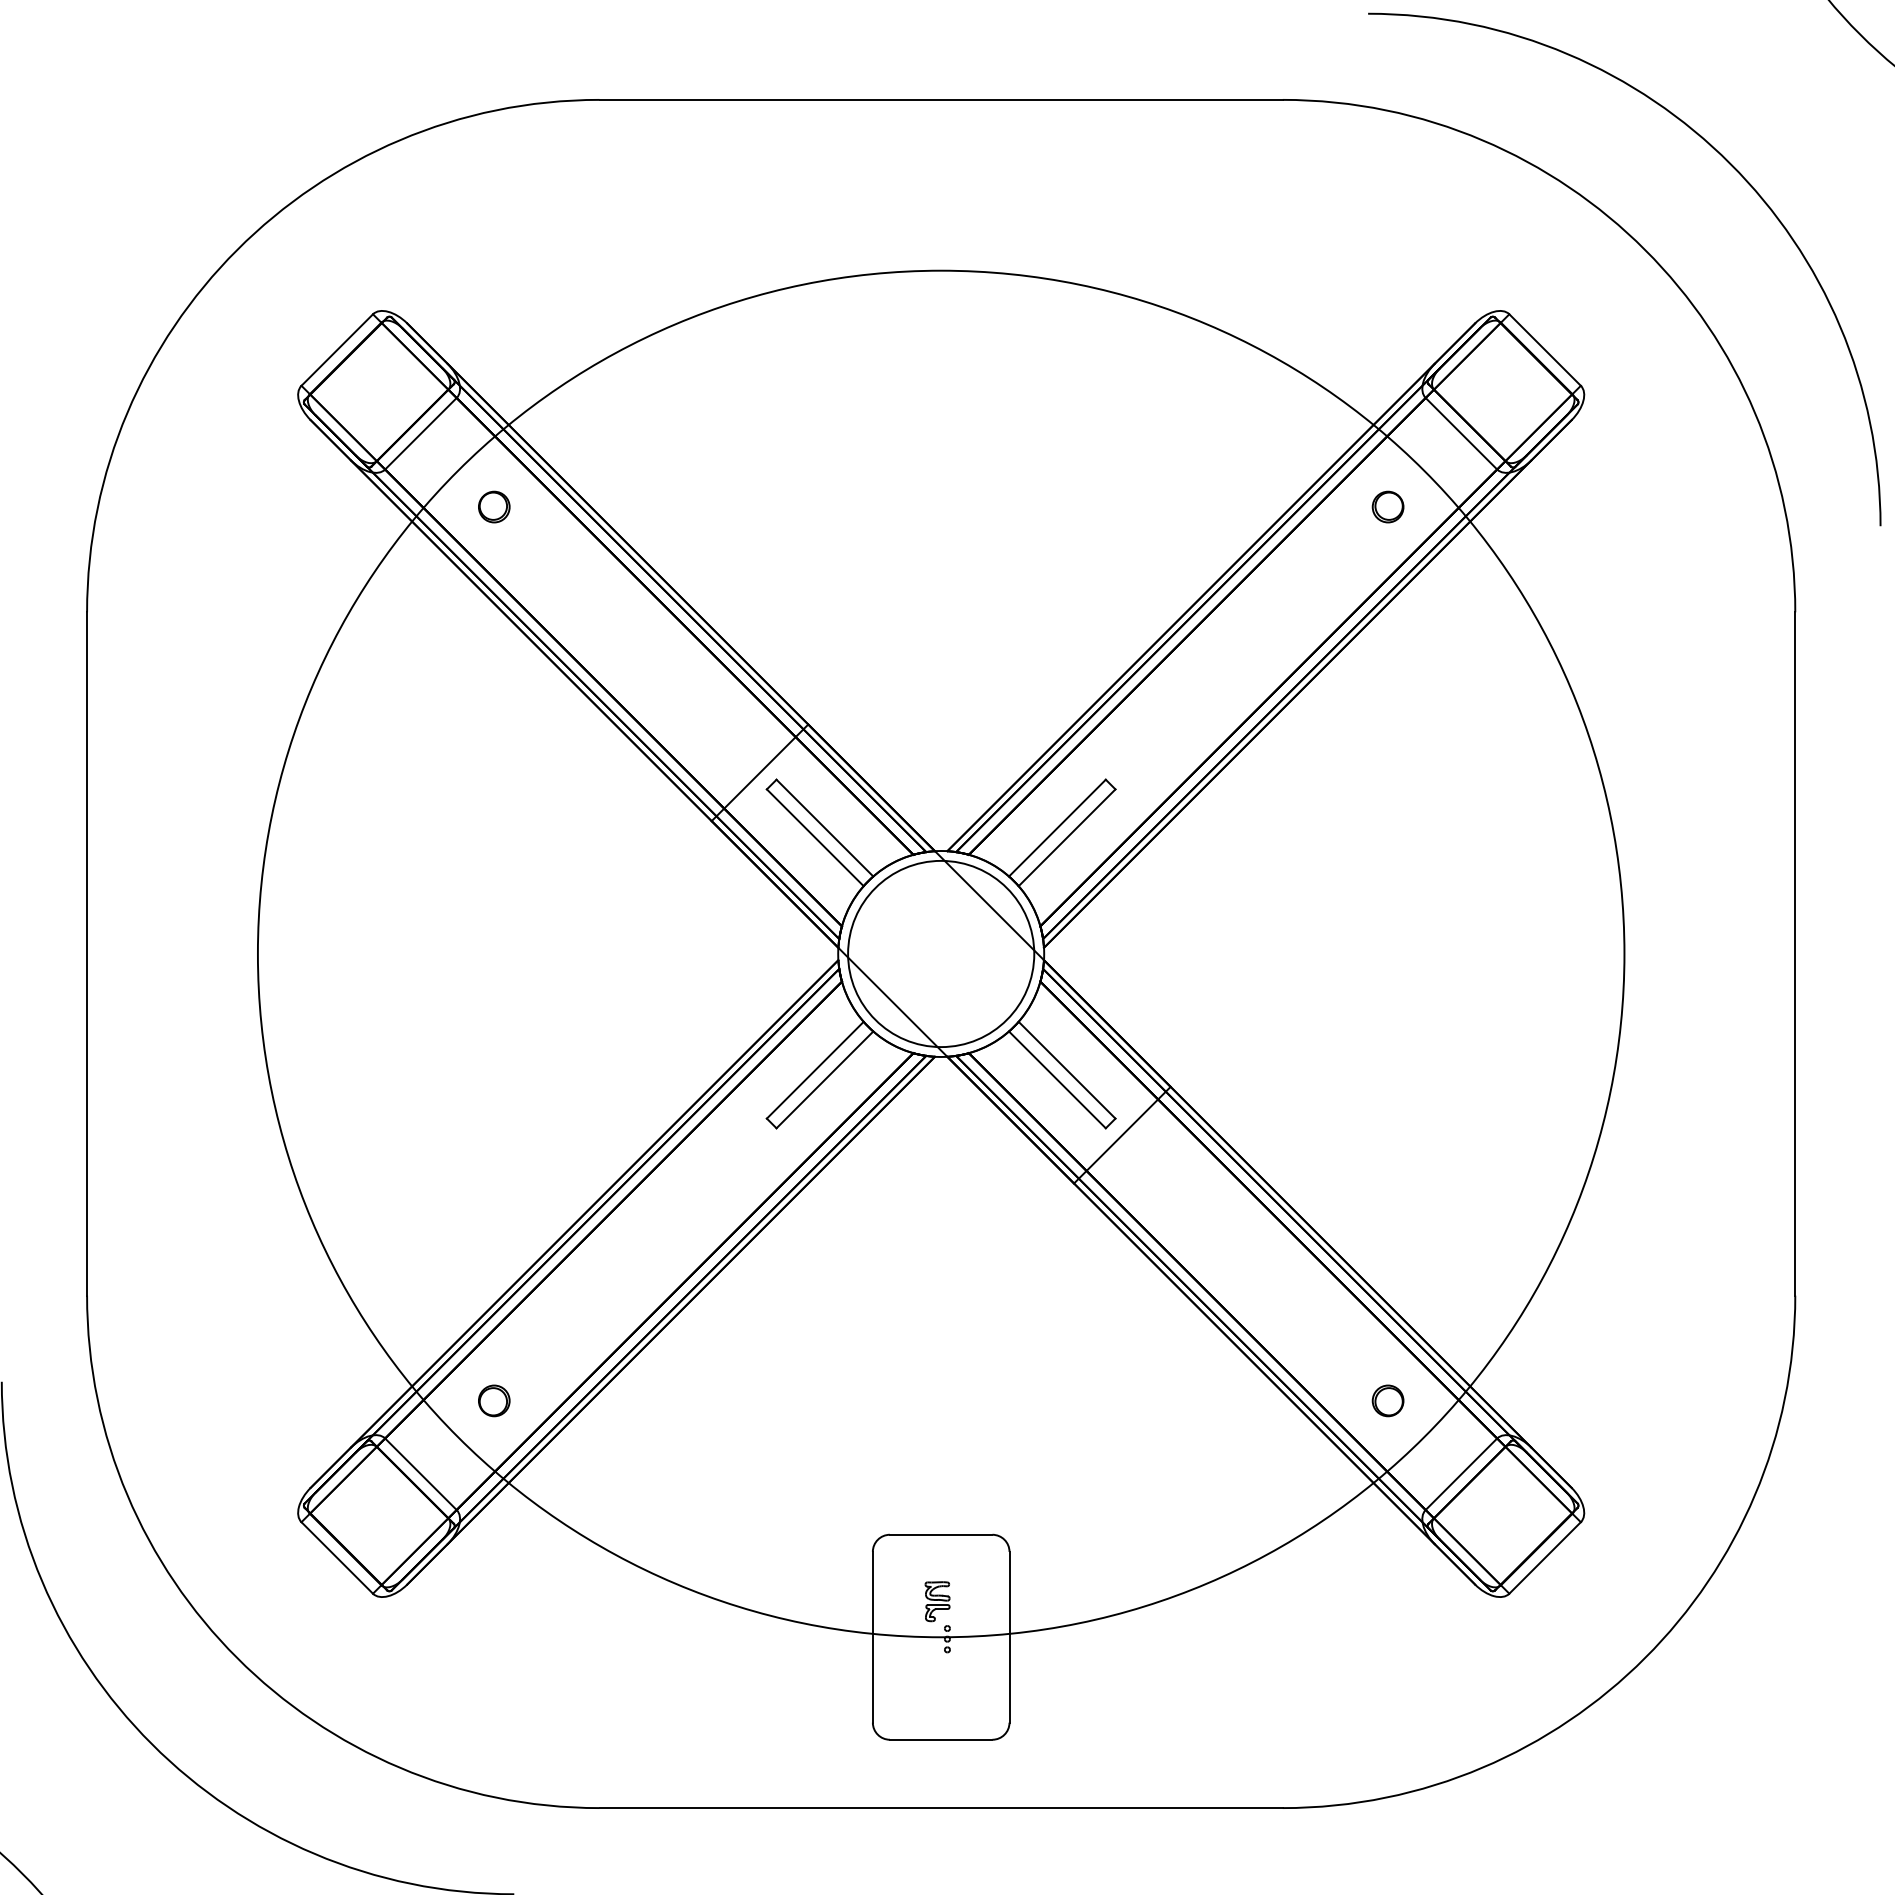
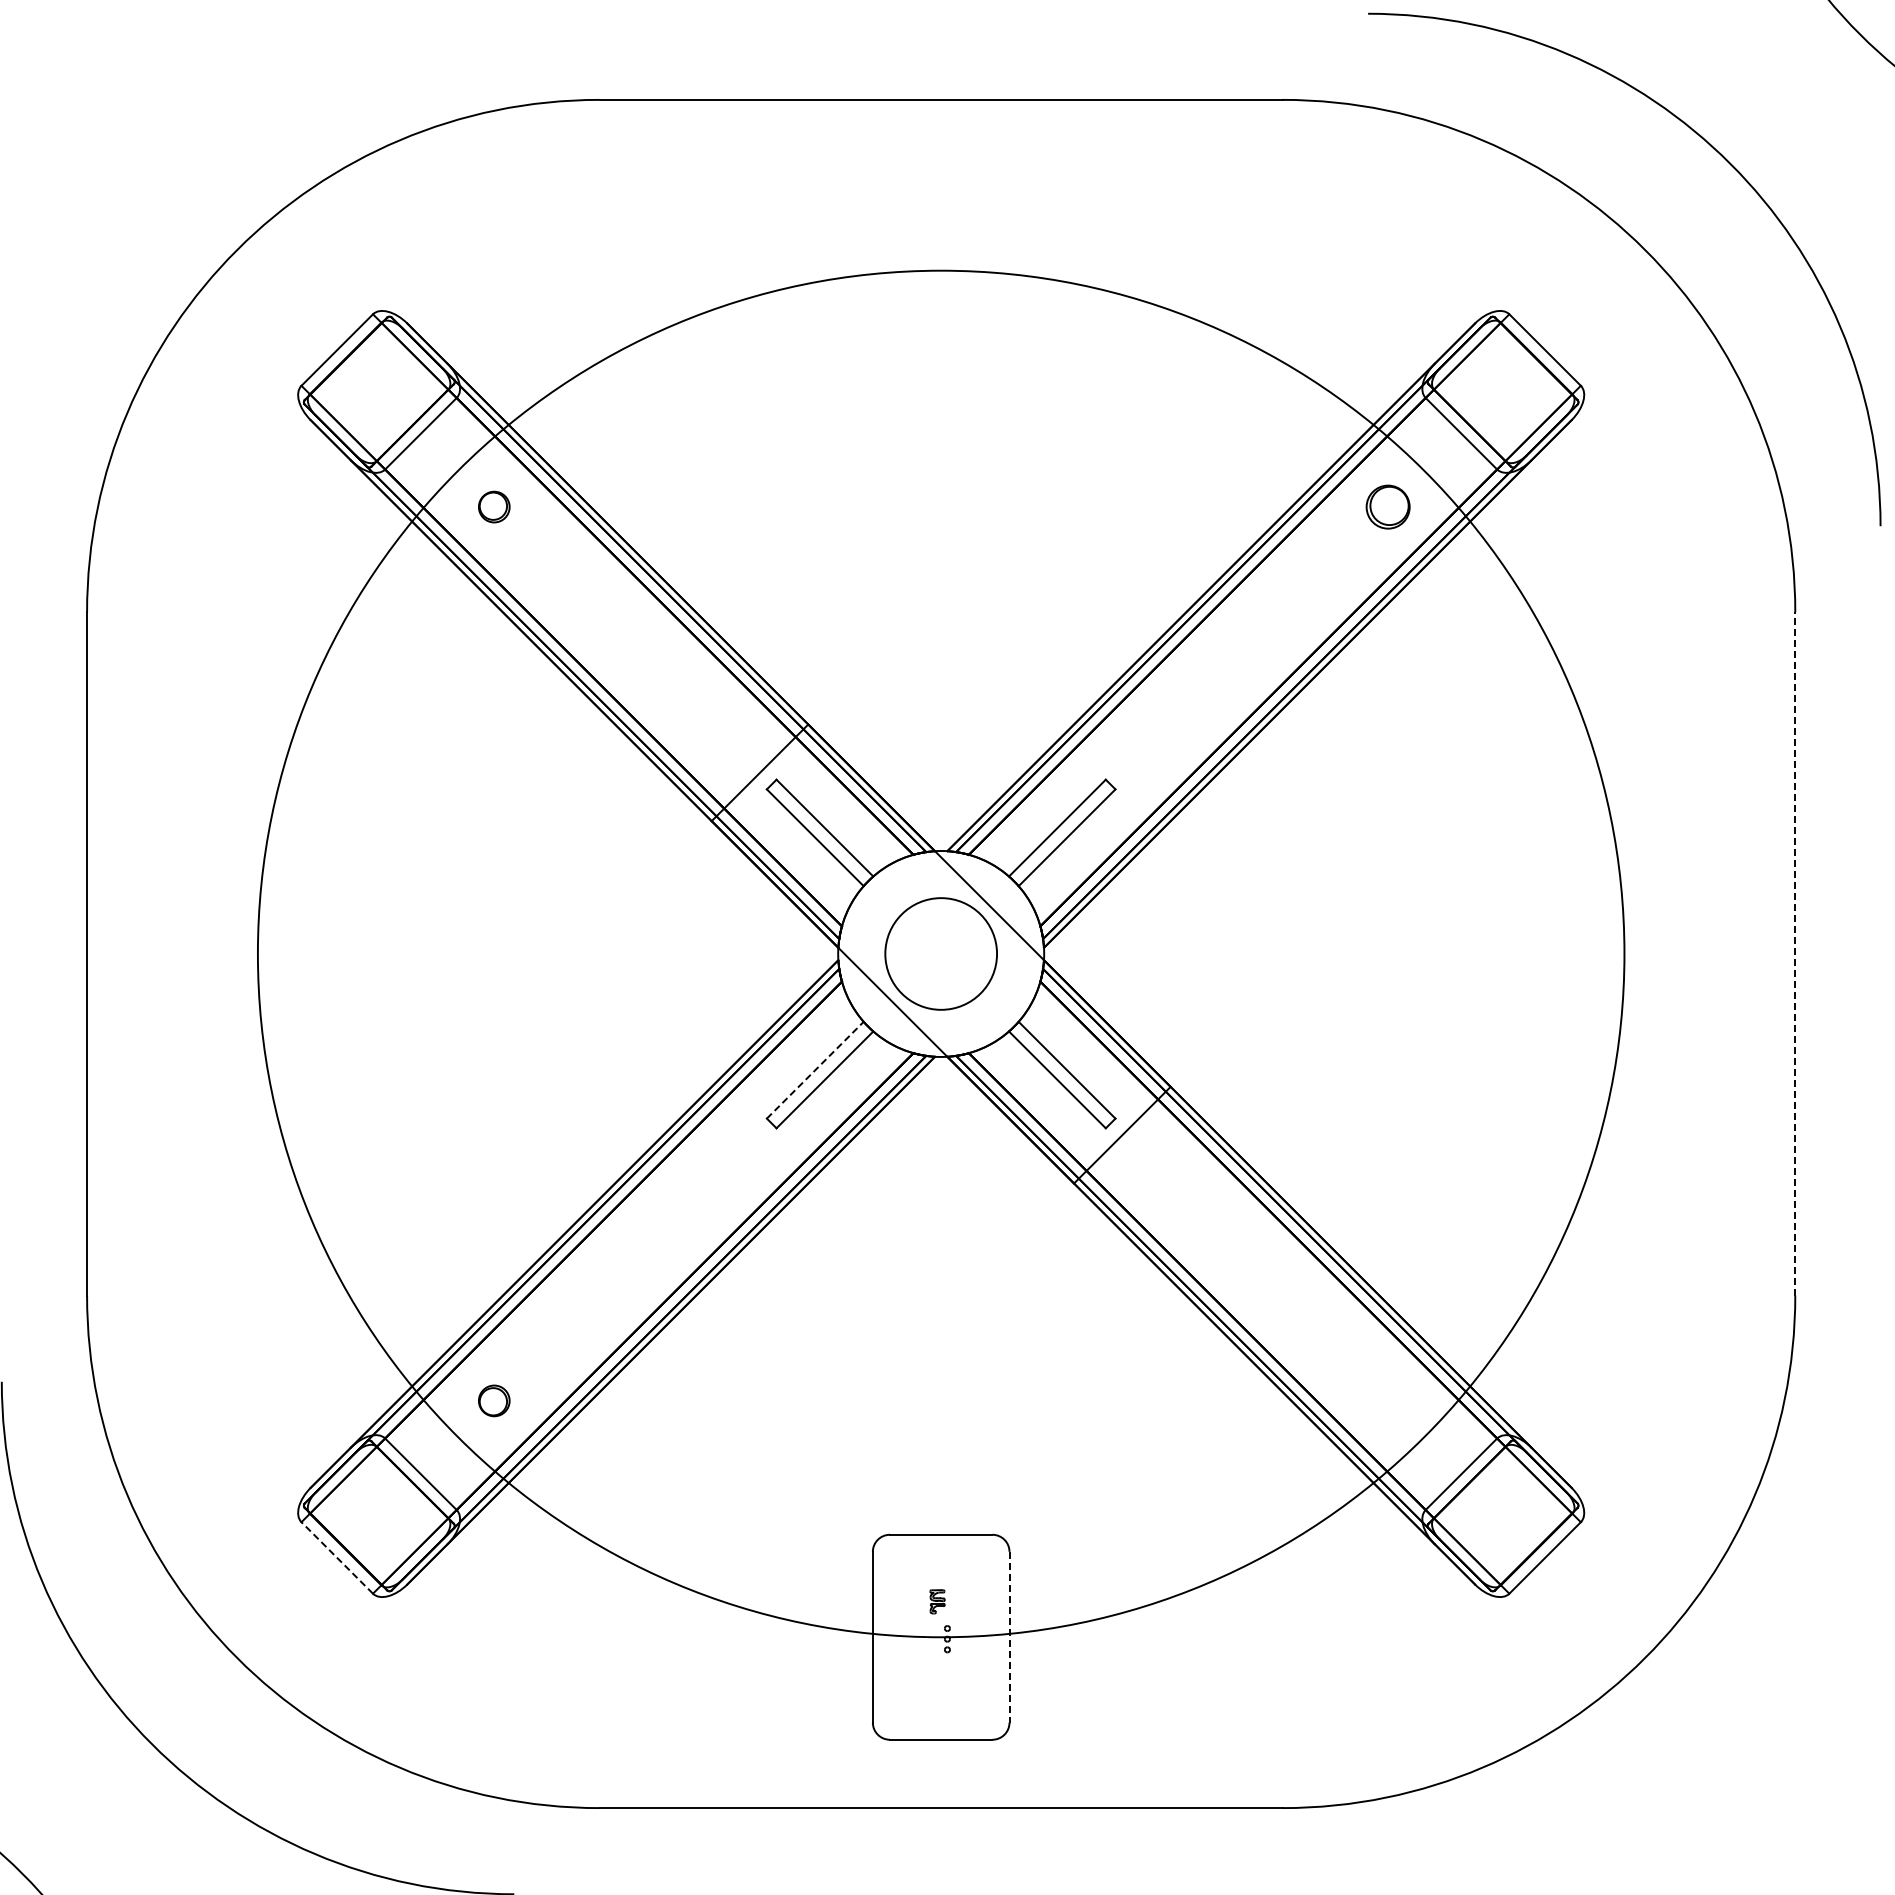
part size: 34x34 px -> 46x46 px (1387, 506)
circle diameter: 186 px -> 112 px (941, 953)
line: solid -> dashed (1795, 953)
line: solid -> dashed (815, 1069)
part: present -> none (1387, 1400)
line: solid -> dashed (337, 1557)
part size: 27x42 px -> 17x26 px (937, 1601)
line: solid -> dashed (1009, 1637)
